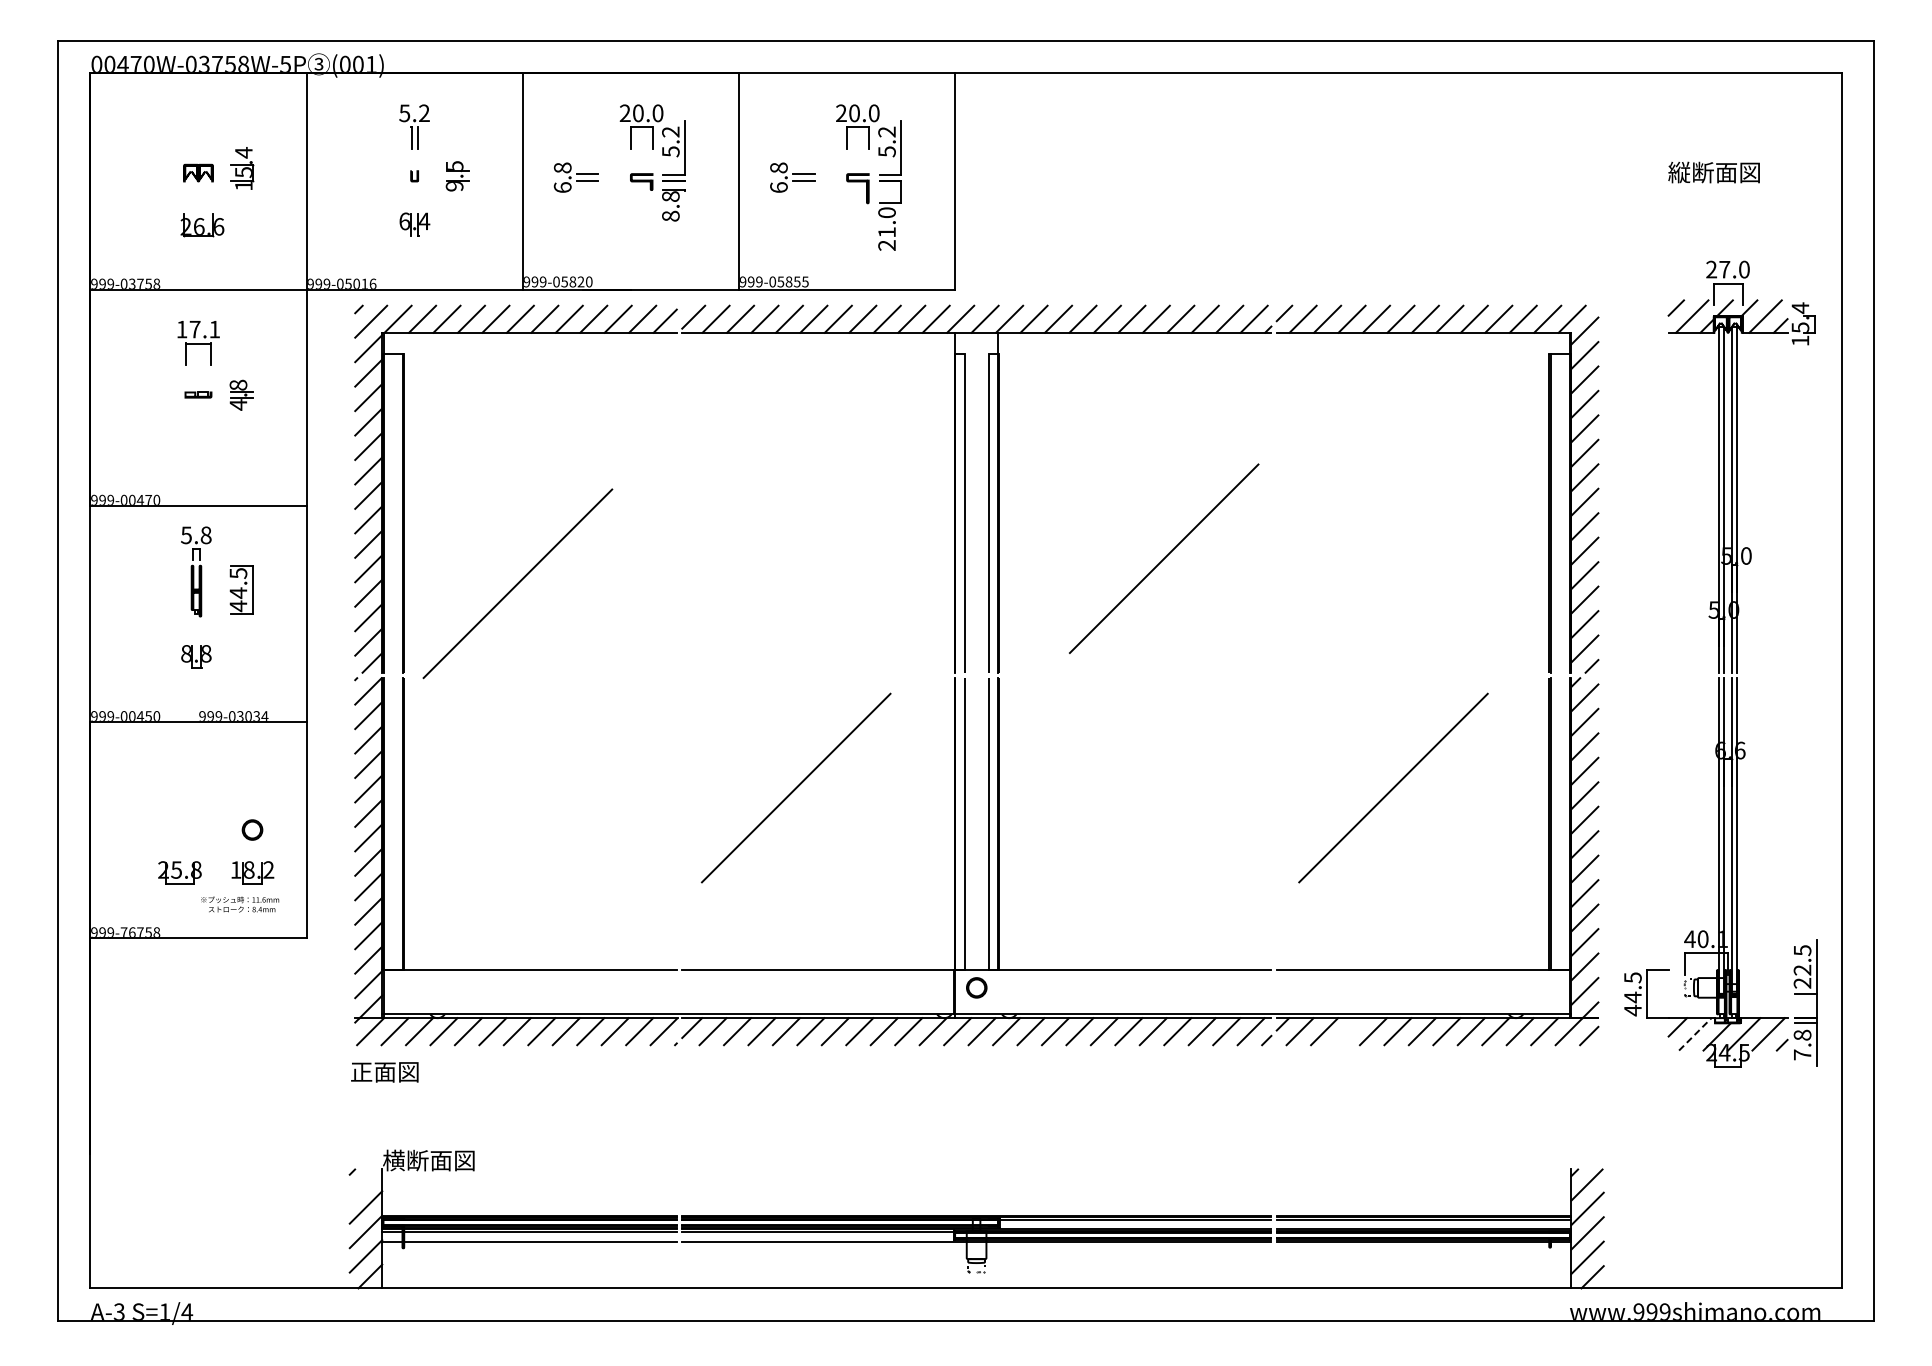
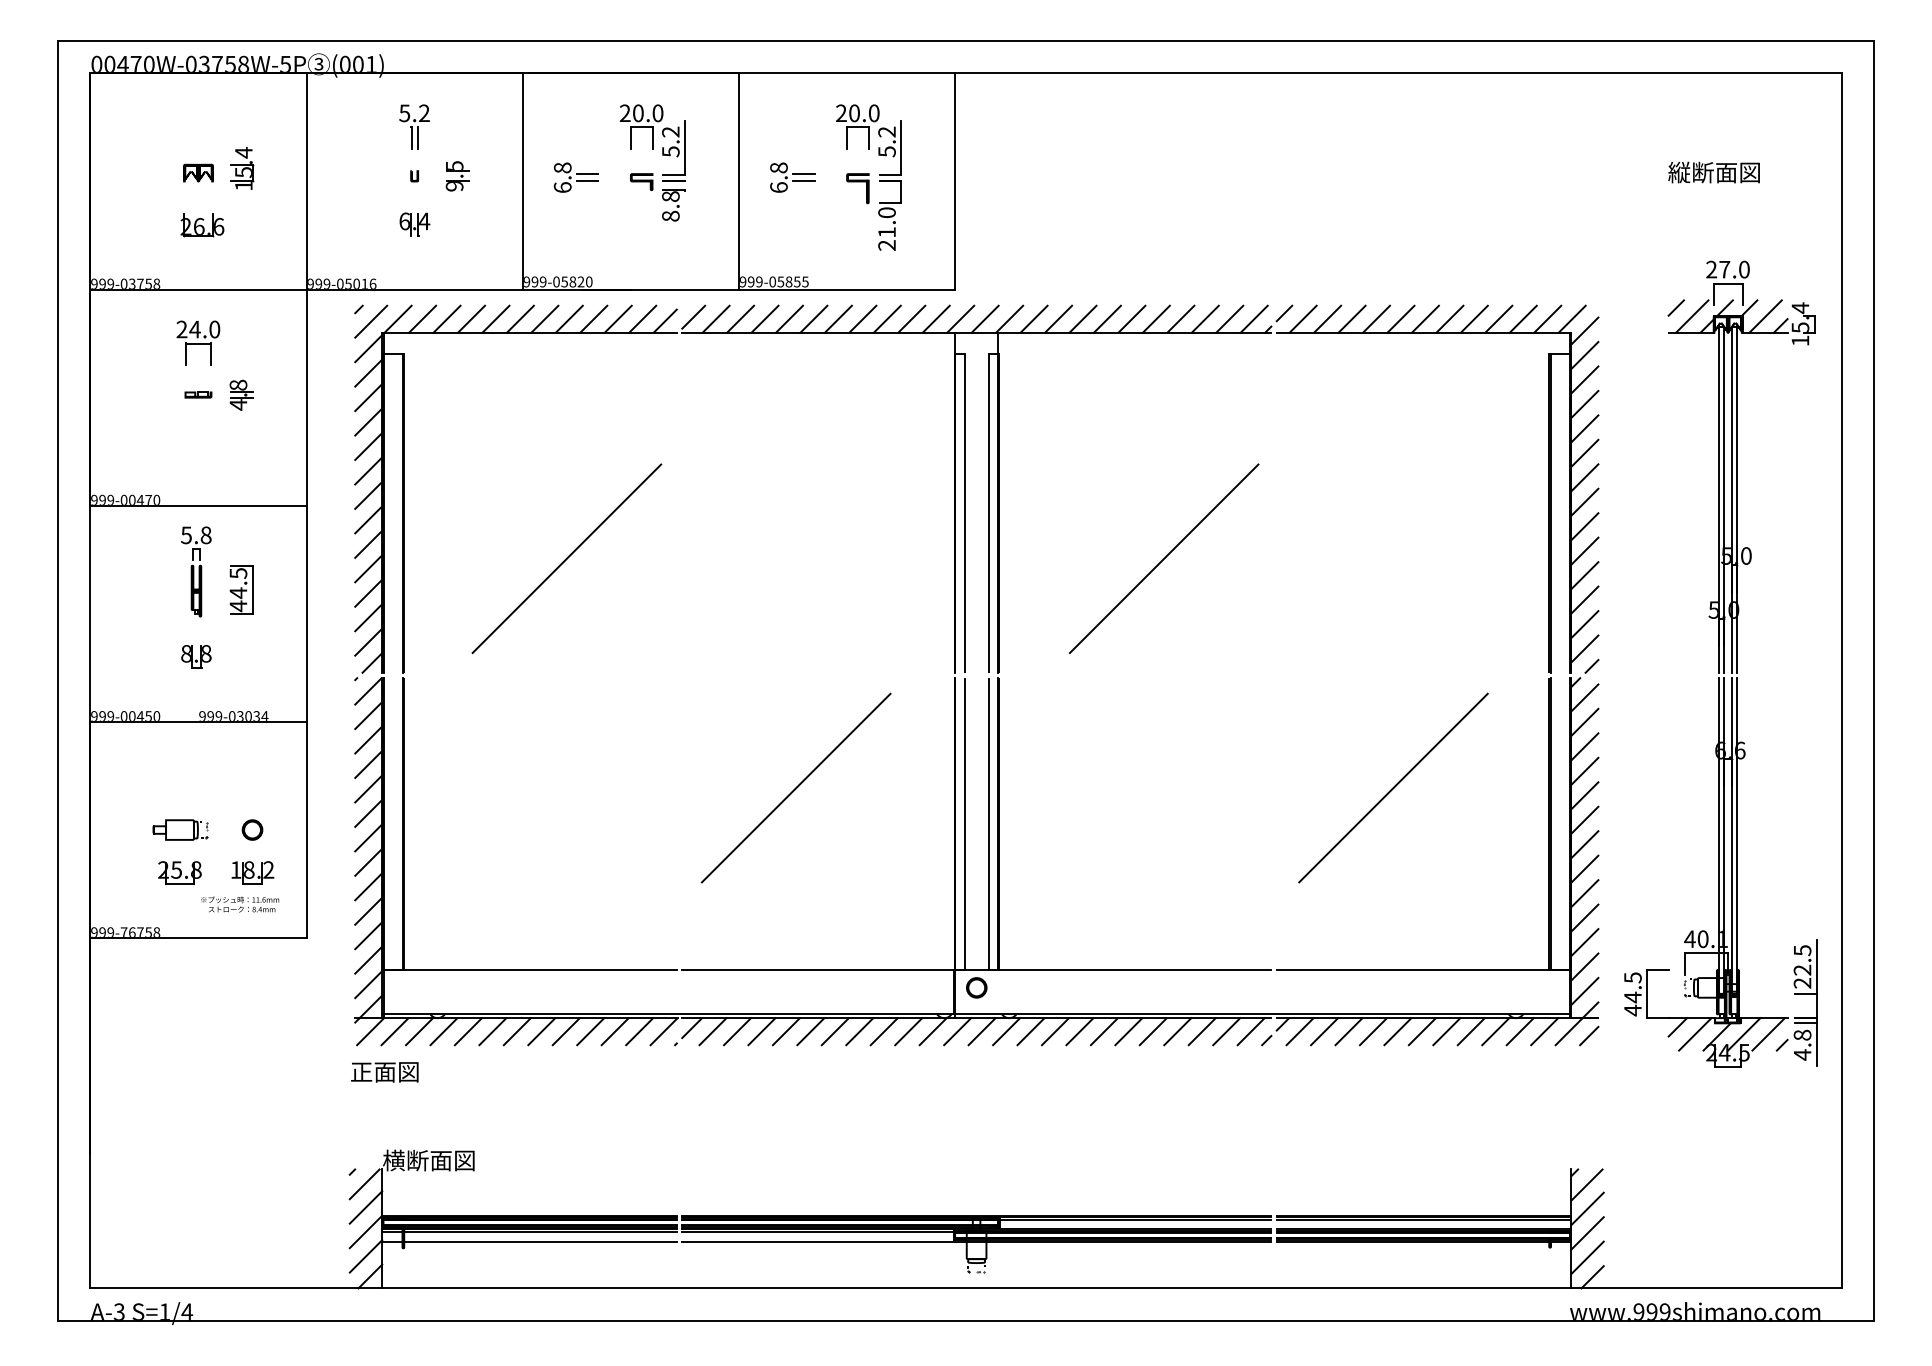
text: 17.1 -> 24.0 (198, 329)
line position: (517, 583) -> (566, 558) (566, 558)
part: none -> present (180, 829)
line: none -> present (1348, 1031)
line: dashed -> solid (1695, 1034)
text: 7.8 -> 4.8 (1802, 1054)
line: none -> present (364, 1184)
